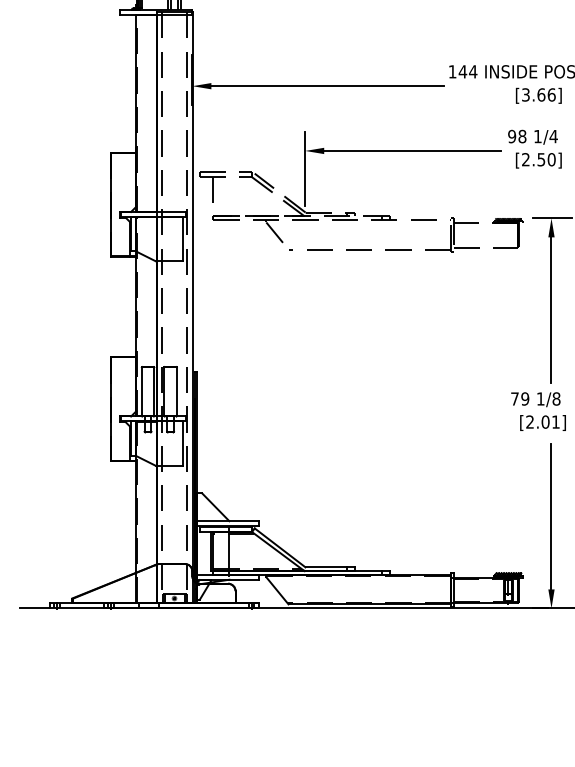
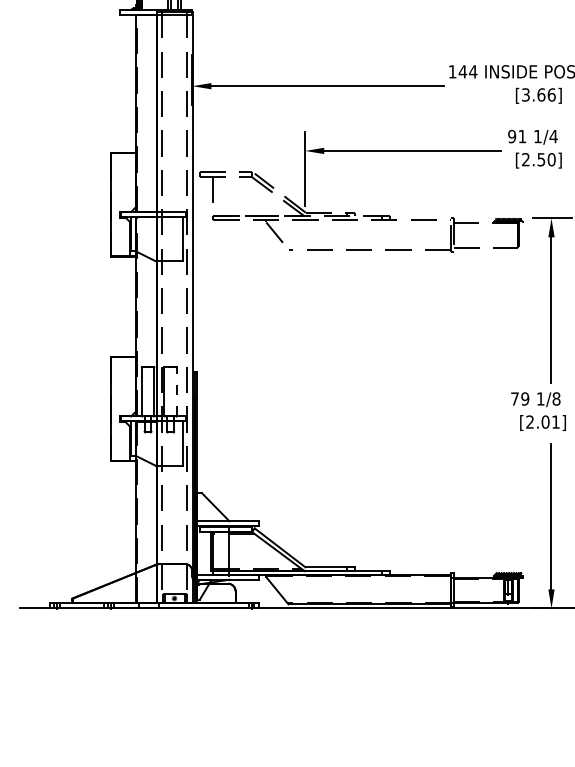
text: 98 -> 91 (522, 136)
line: solid -> dashed (176, 391)
